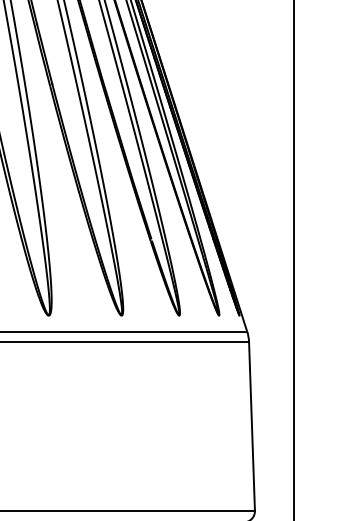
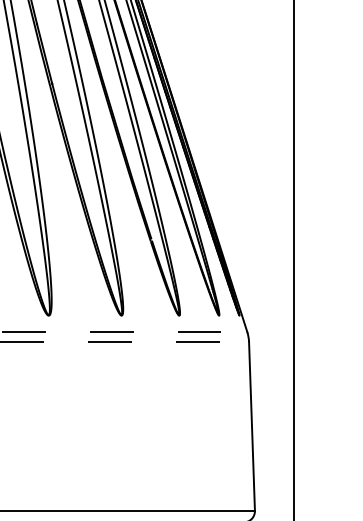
line: solid -> dashed (124, 332)
line: solid -> dashed (125, 342)
